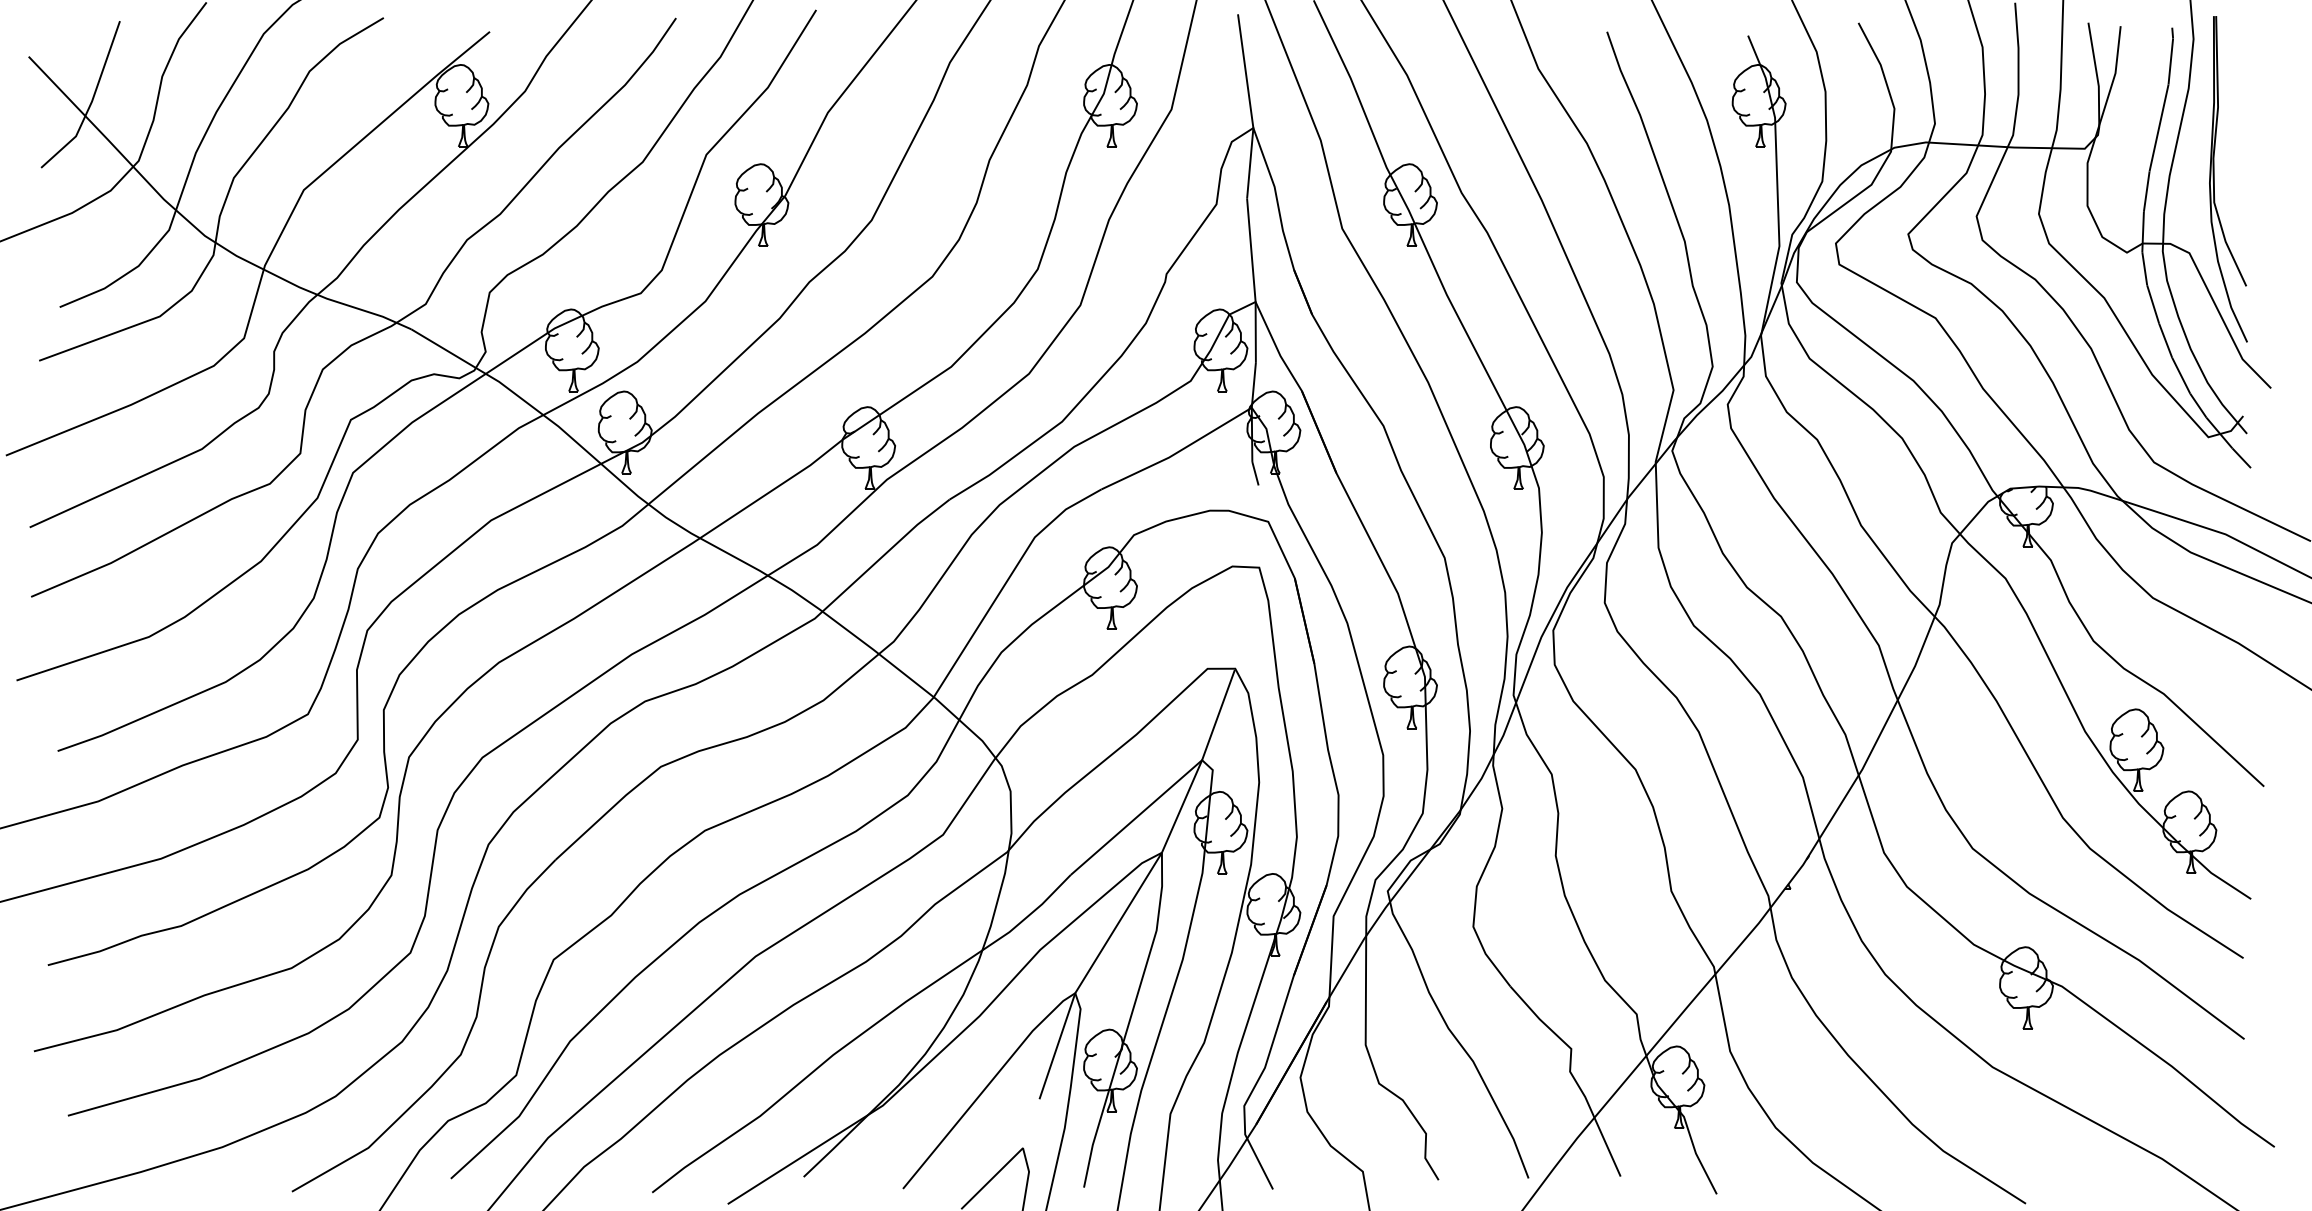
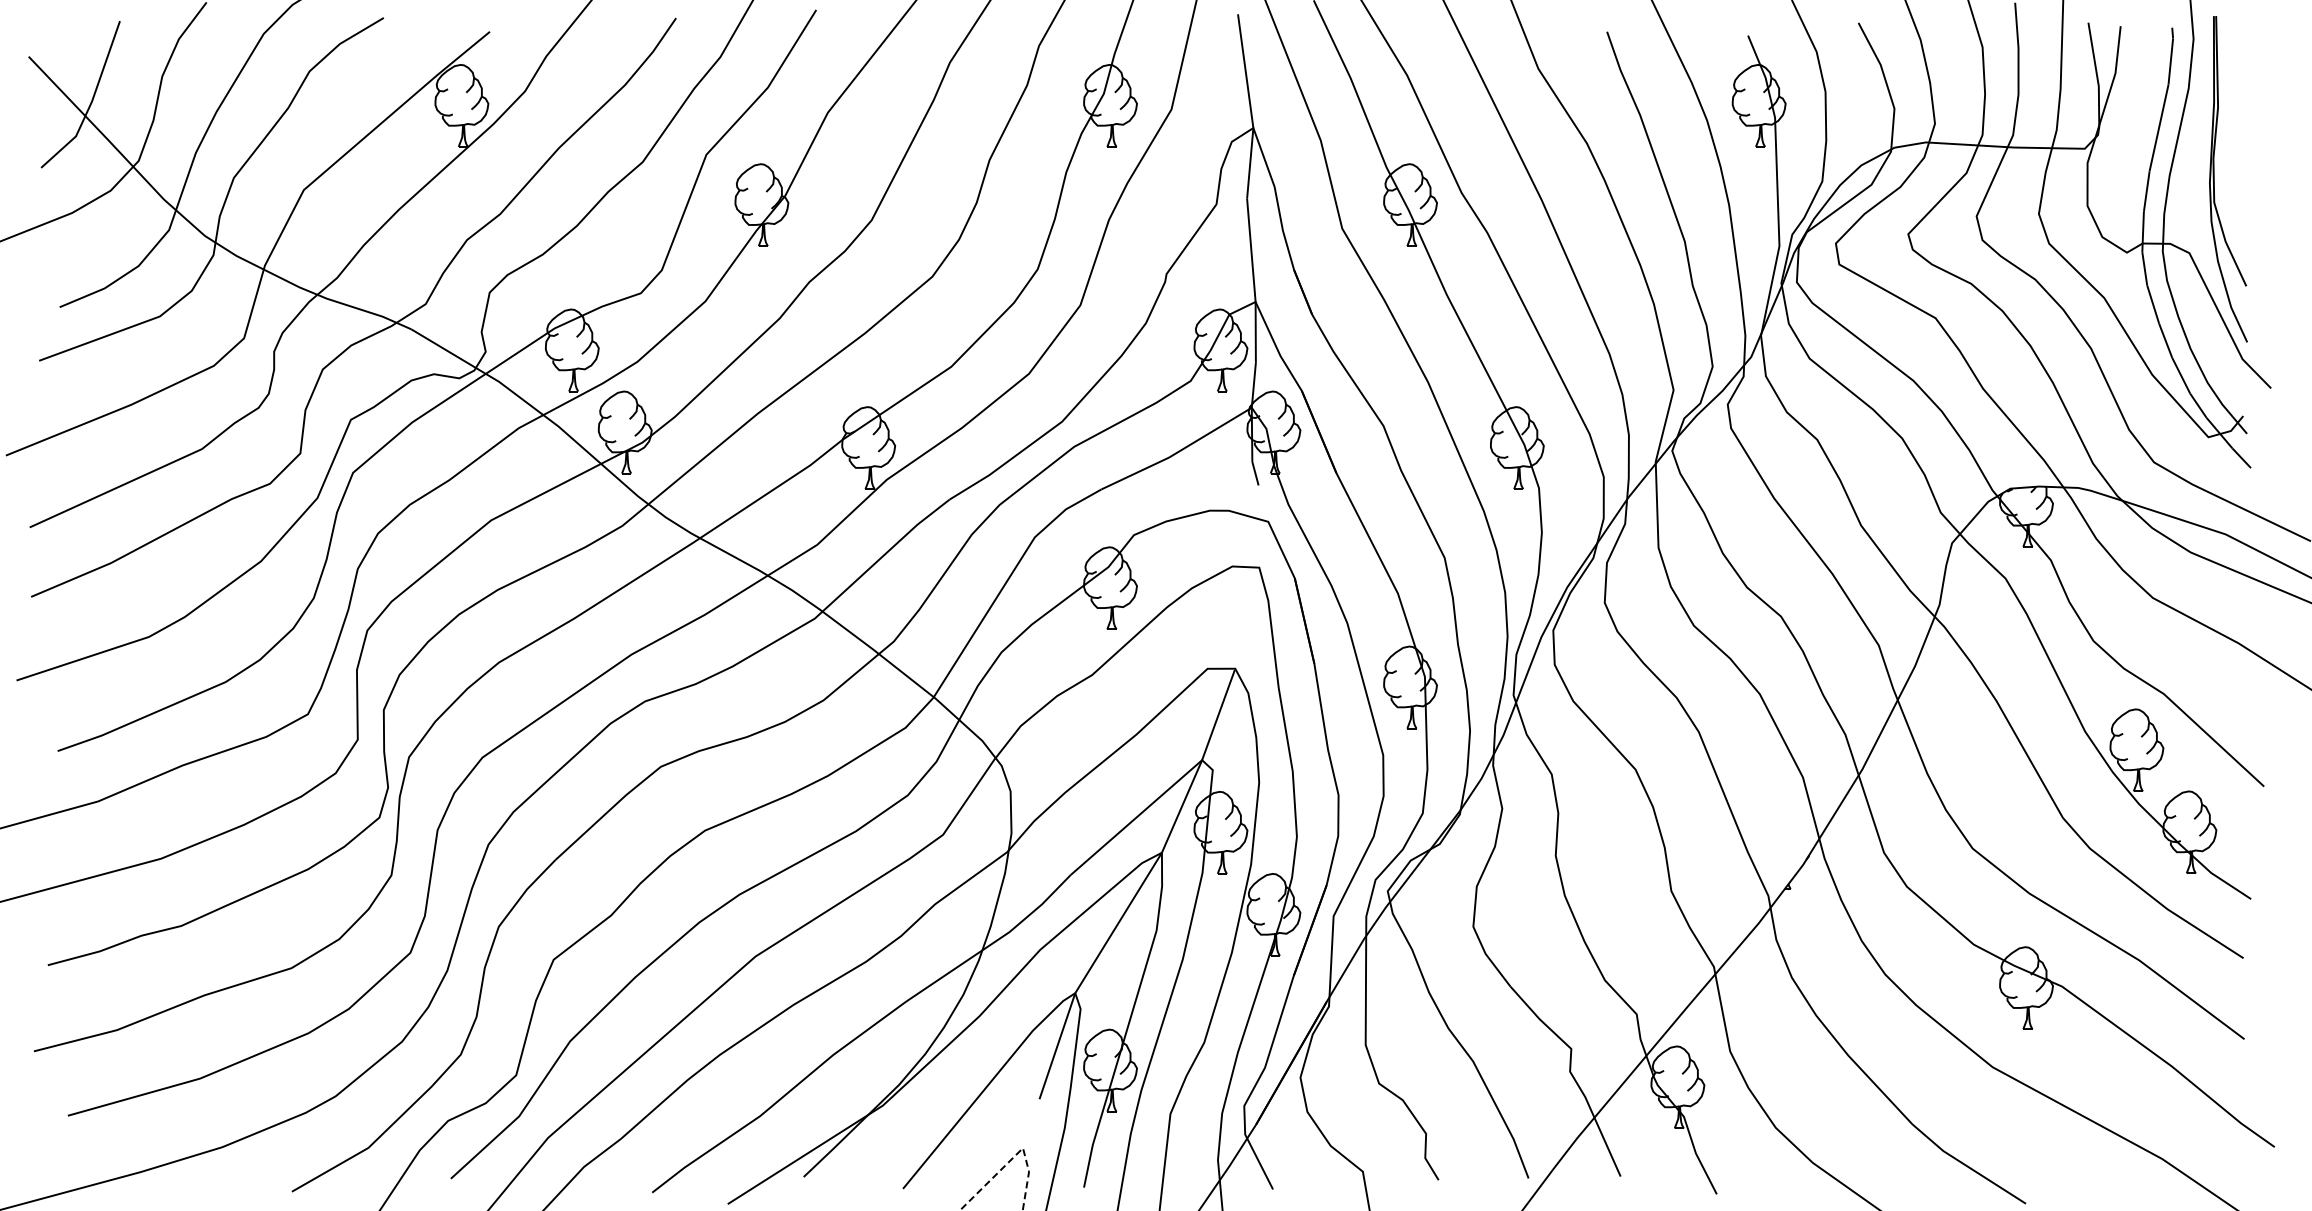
line: solid -> dashed (1015, 1155)
